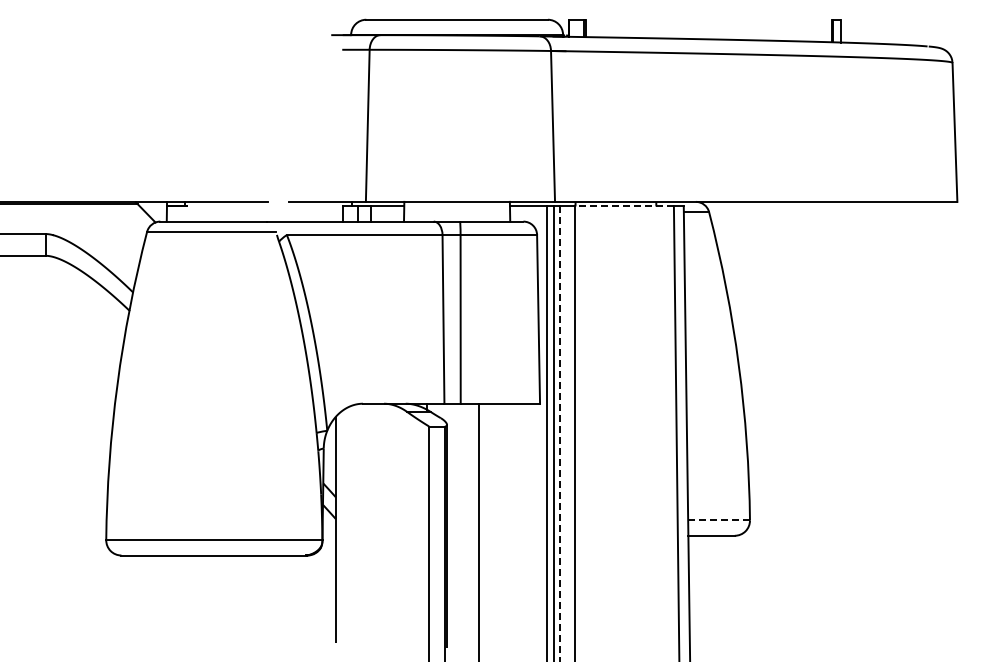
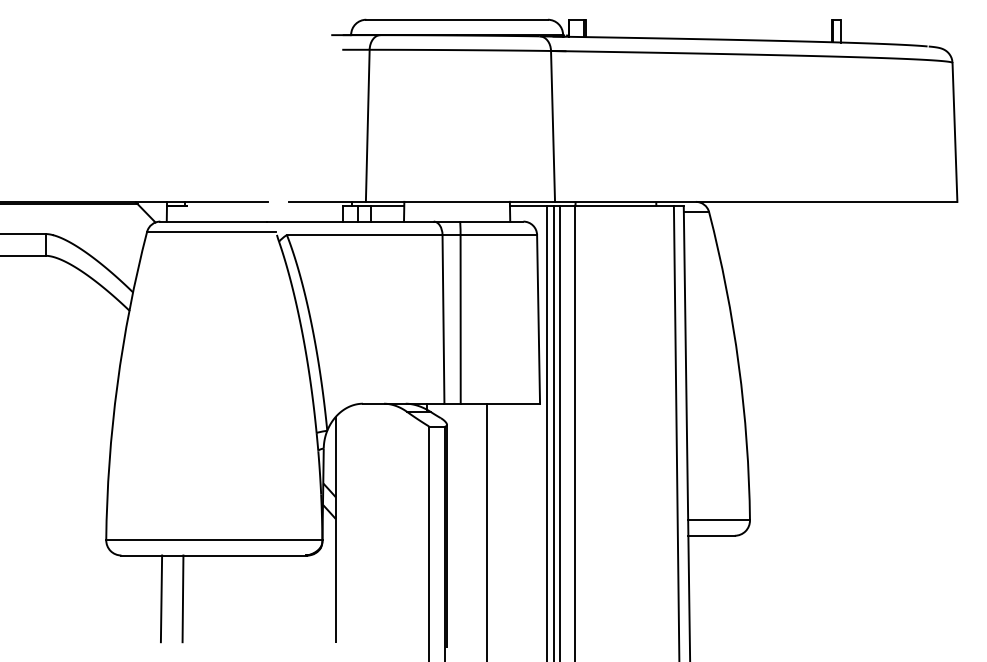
line: dashed -> solid (624, 206)
line: dashed -> solid (559, 434)
line: dashed -> solid (719, 520)
line position: (479, 530) -> (487, 530) (487, 530)
line: none -> present (161, 598)
line: none -> present (182, 598)
